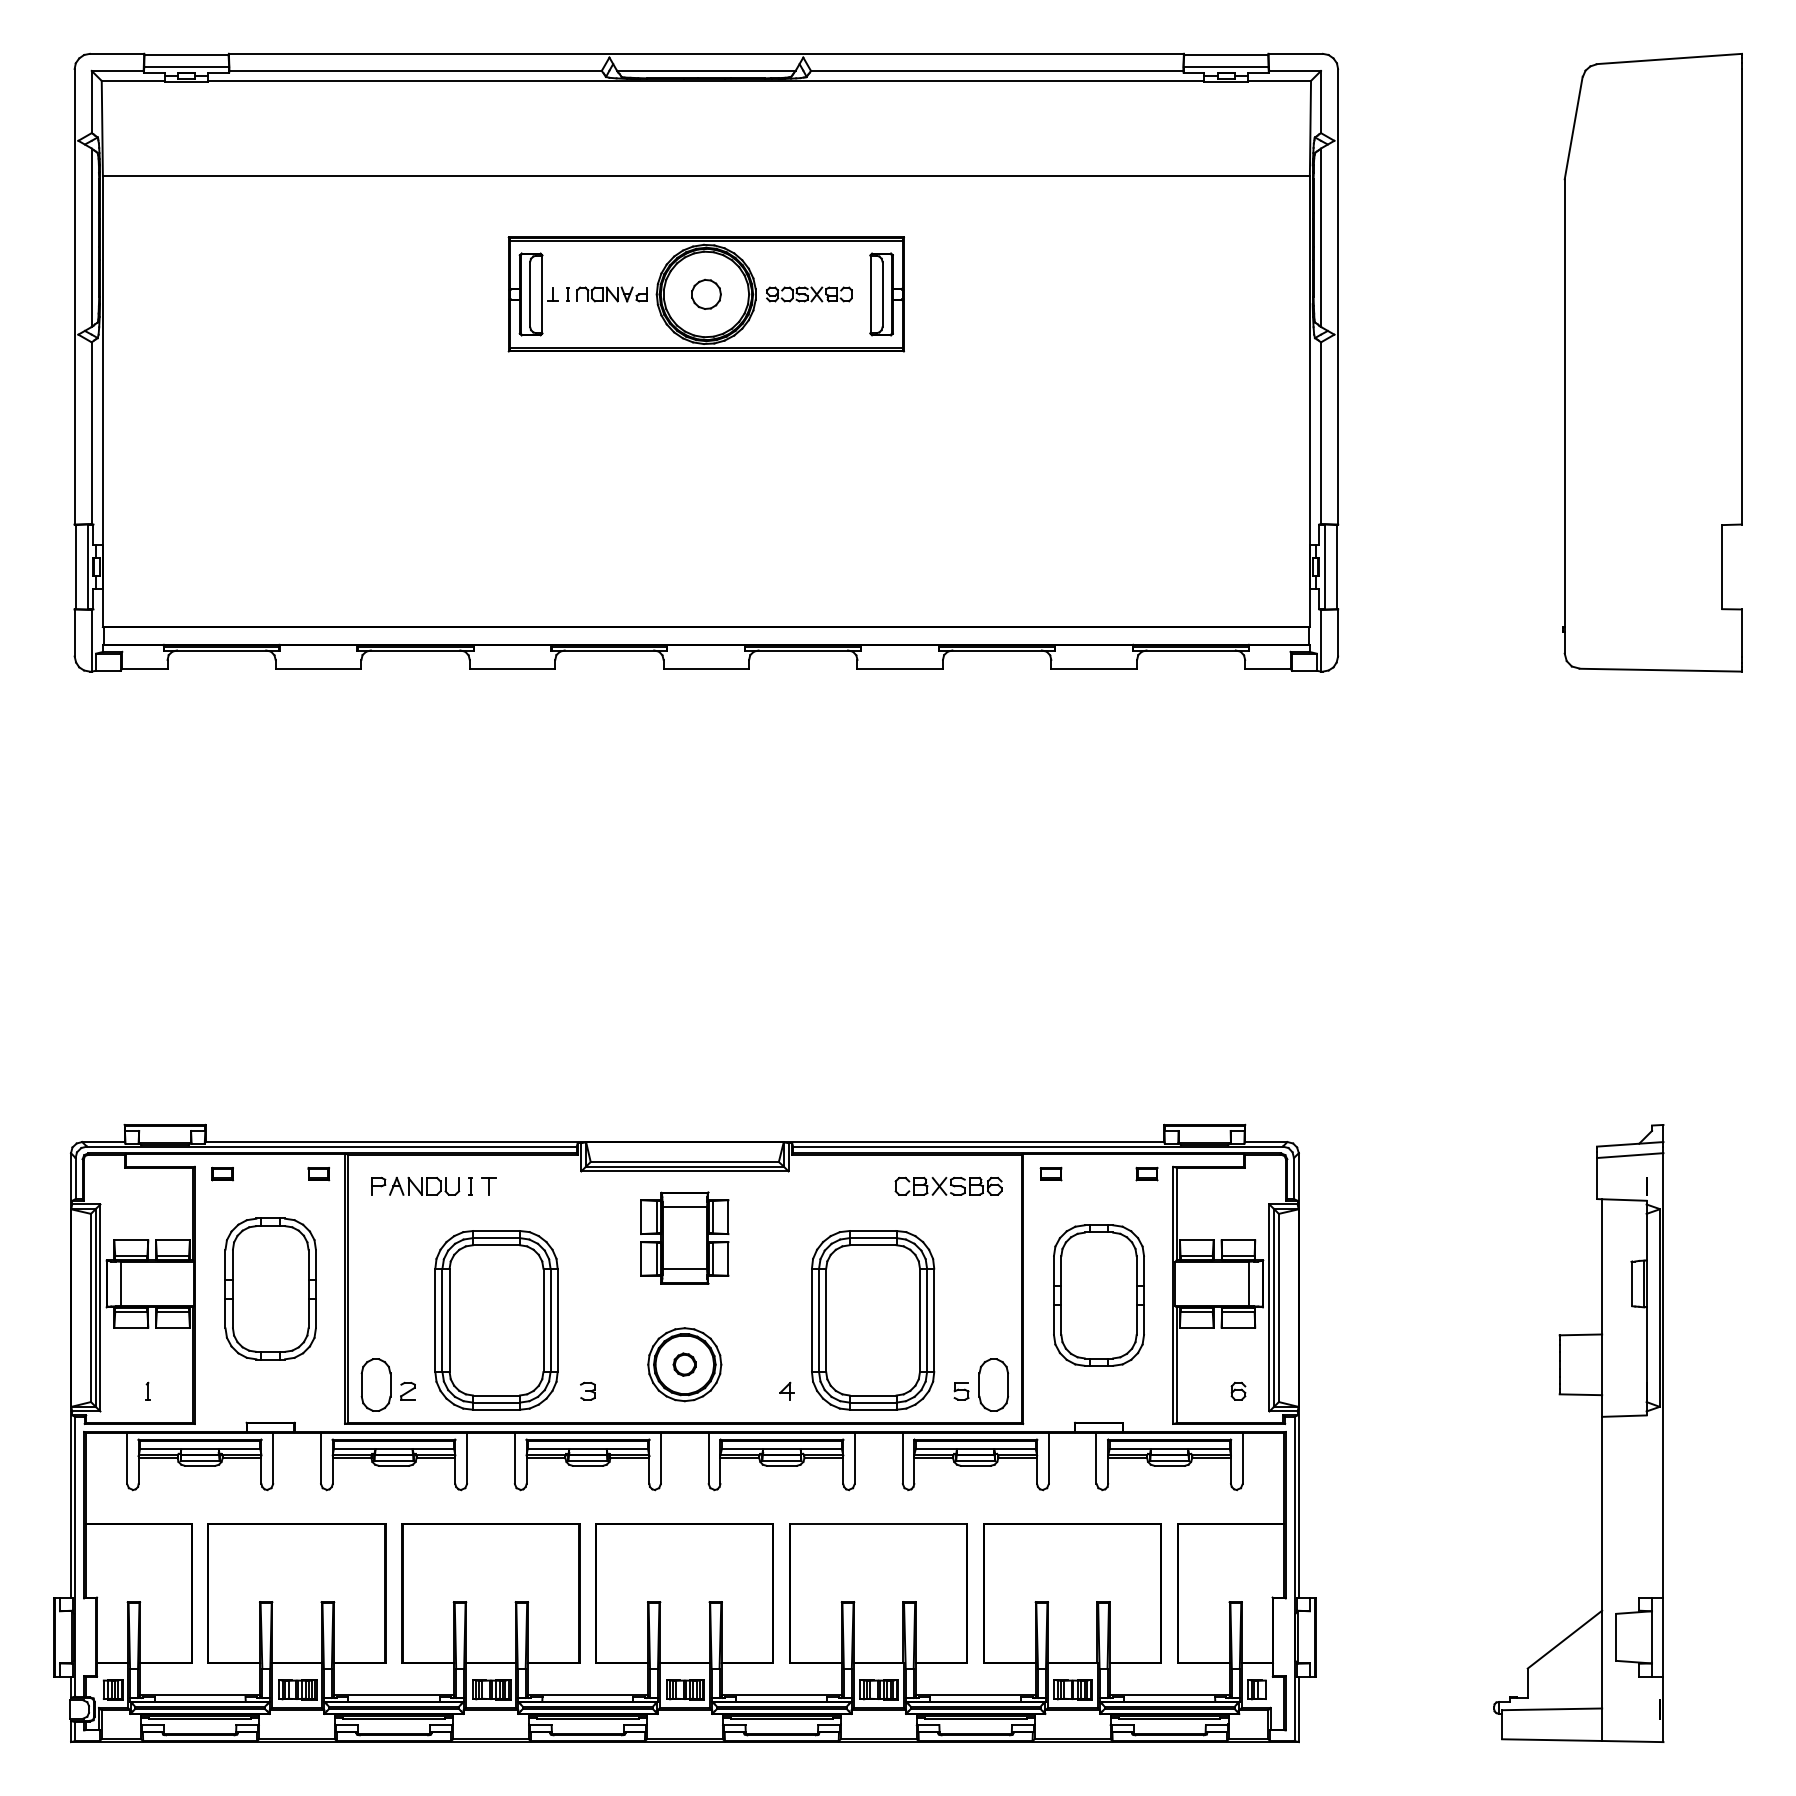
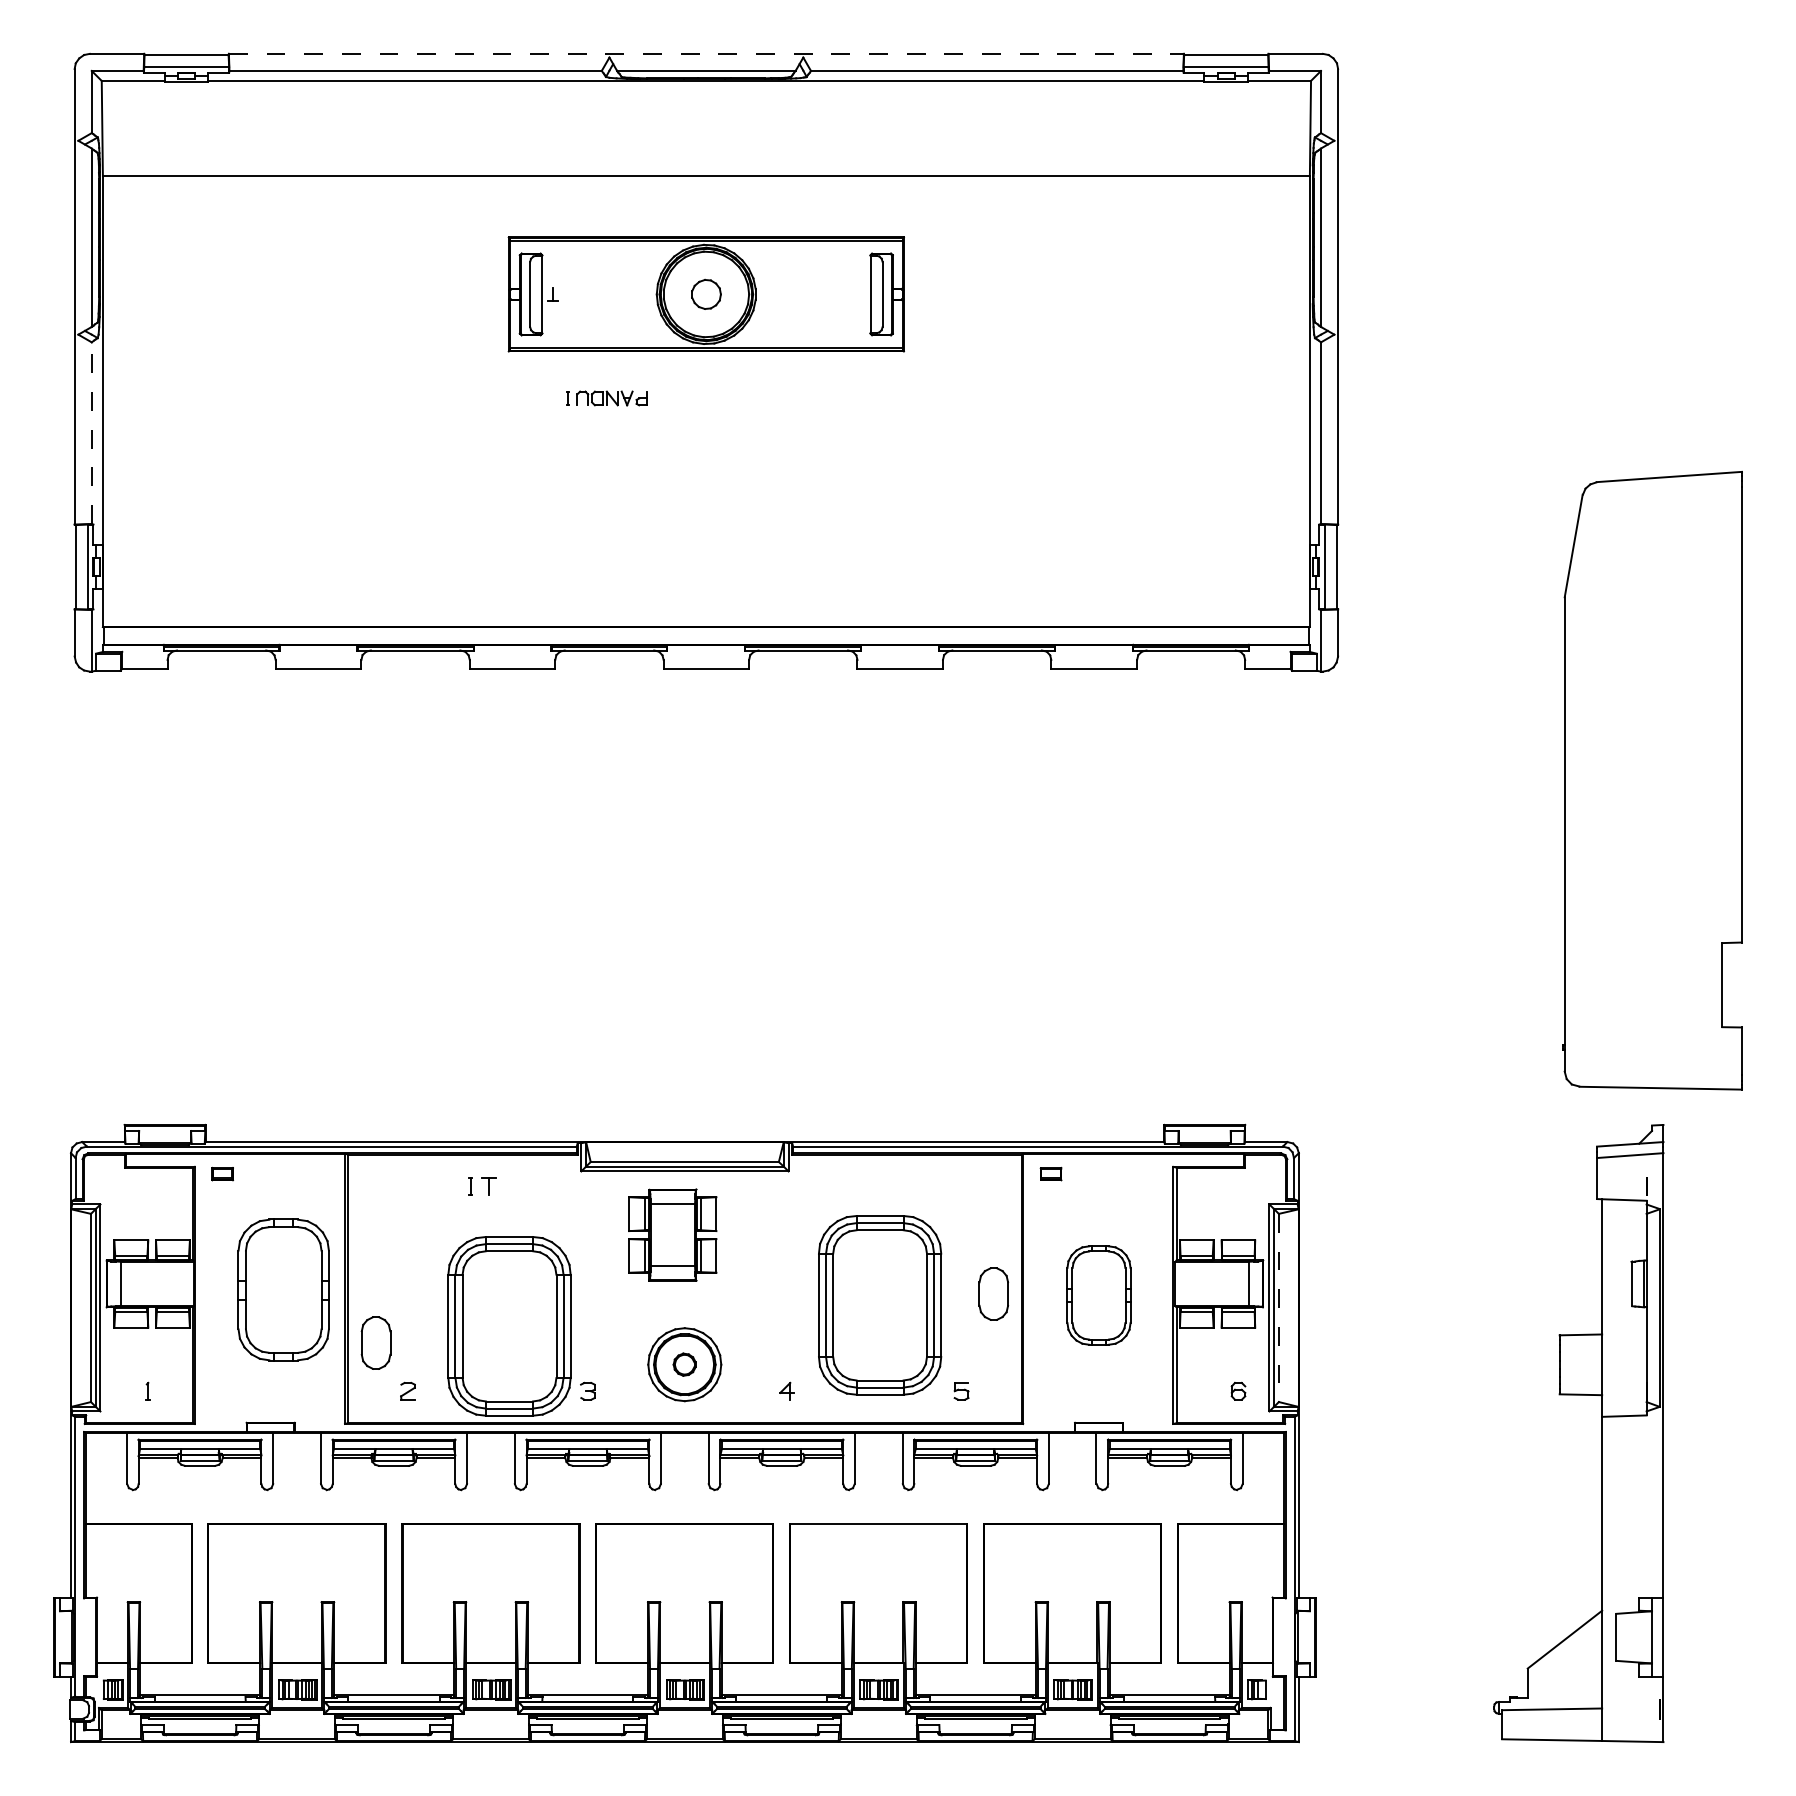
line: solid -> dashed (706, 53)
part position: (606, 294) -> (606, 398) (606, 398)
part: present -> none (809, 294)
part position: (1652, 362) -> (1652, 780) (1652, 780)
line: solid -> dashed (91, 433)
part: present -> none (318, 1173)
part: present -> none (1146, 1173)
part: present -> none (415, 1185)
part: present -> none (948, 1185)
part position: (684, 1237) -> (672, 1234) (672, 1234)
part position: (270, 1288) -> (283, 1289) (283, 1289)
part size: 92x143 px -> 66x101 px (1098, 1295)
line: solid -> dashed (1278, 1308)
part position: (496, 1320) -> (509, 1326) (509, 1326)
part position: (873, 1320) -> (880, 1305) (880, 1305)
part position: (375, 1384) -> (375, 1342) (375, 1342)
part position: (993, 1384) -> (993, 1293) (993, 1293)
